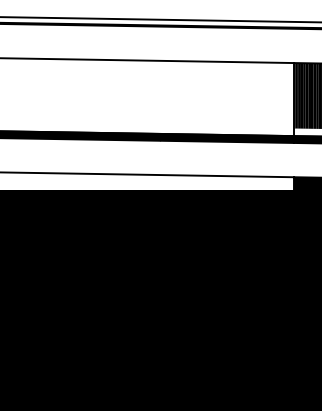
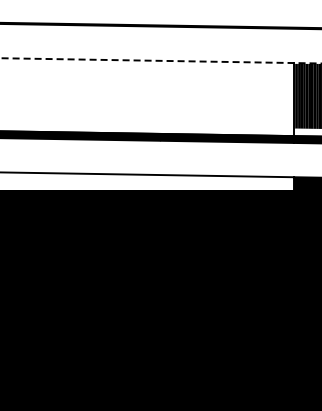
line: present -> none (160, 19)
line: solid -> dashed (160, 60)
